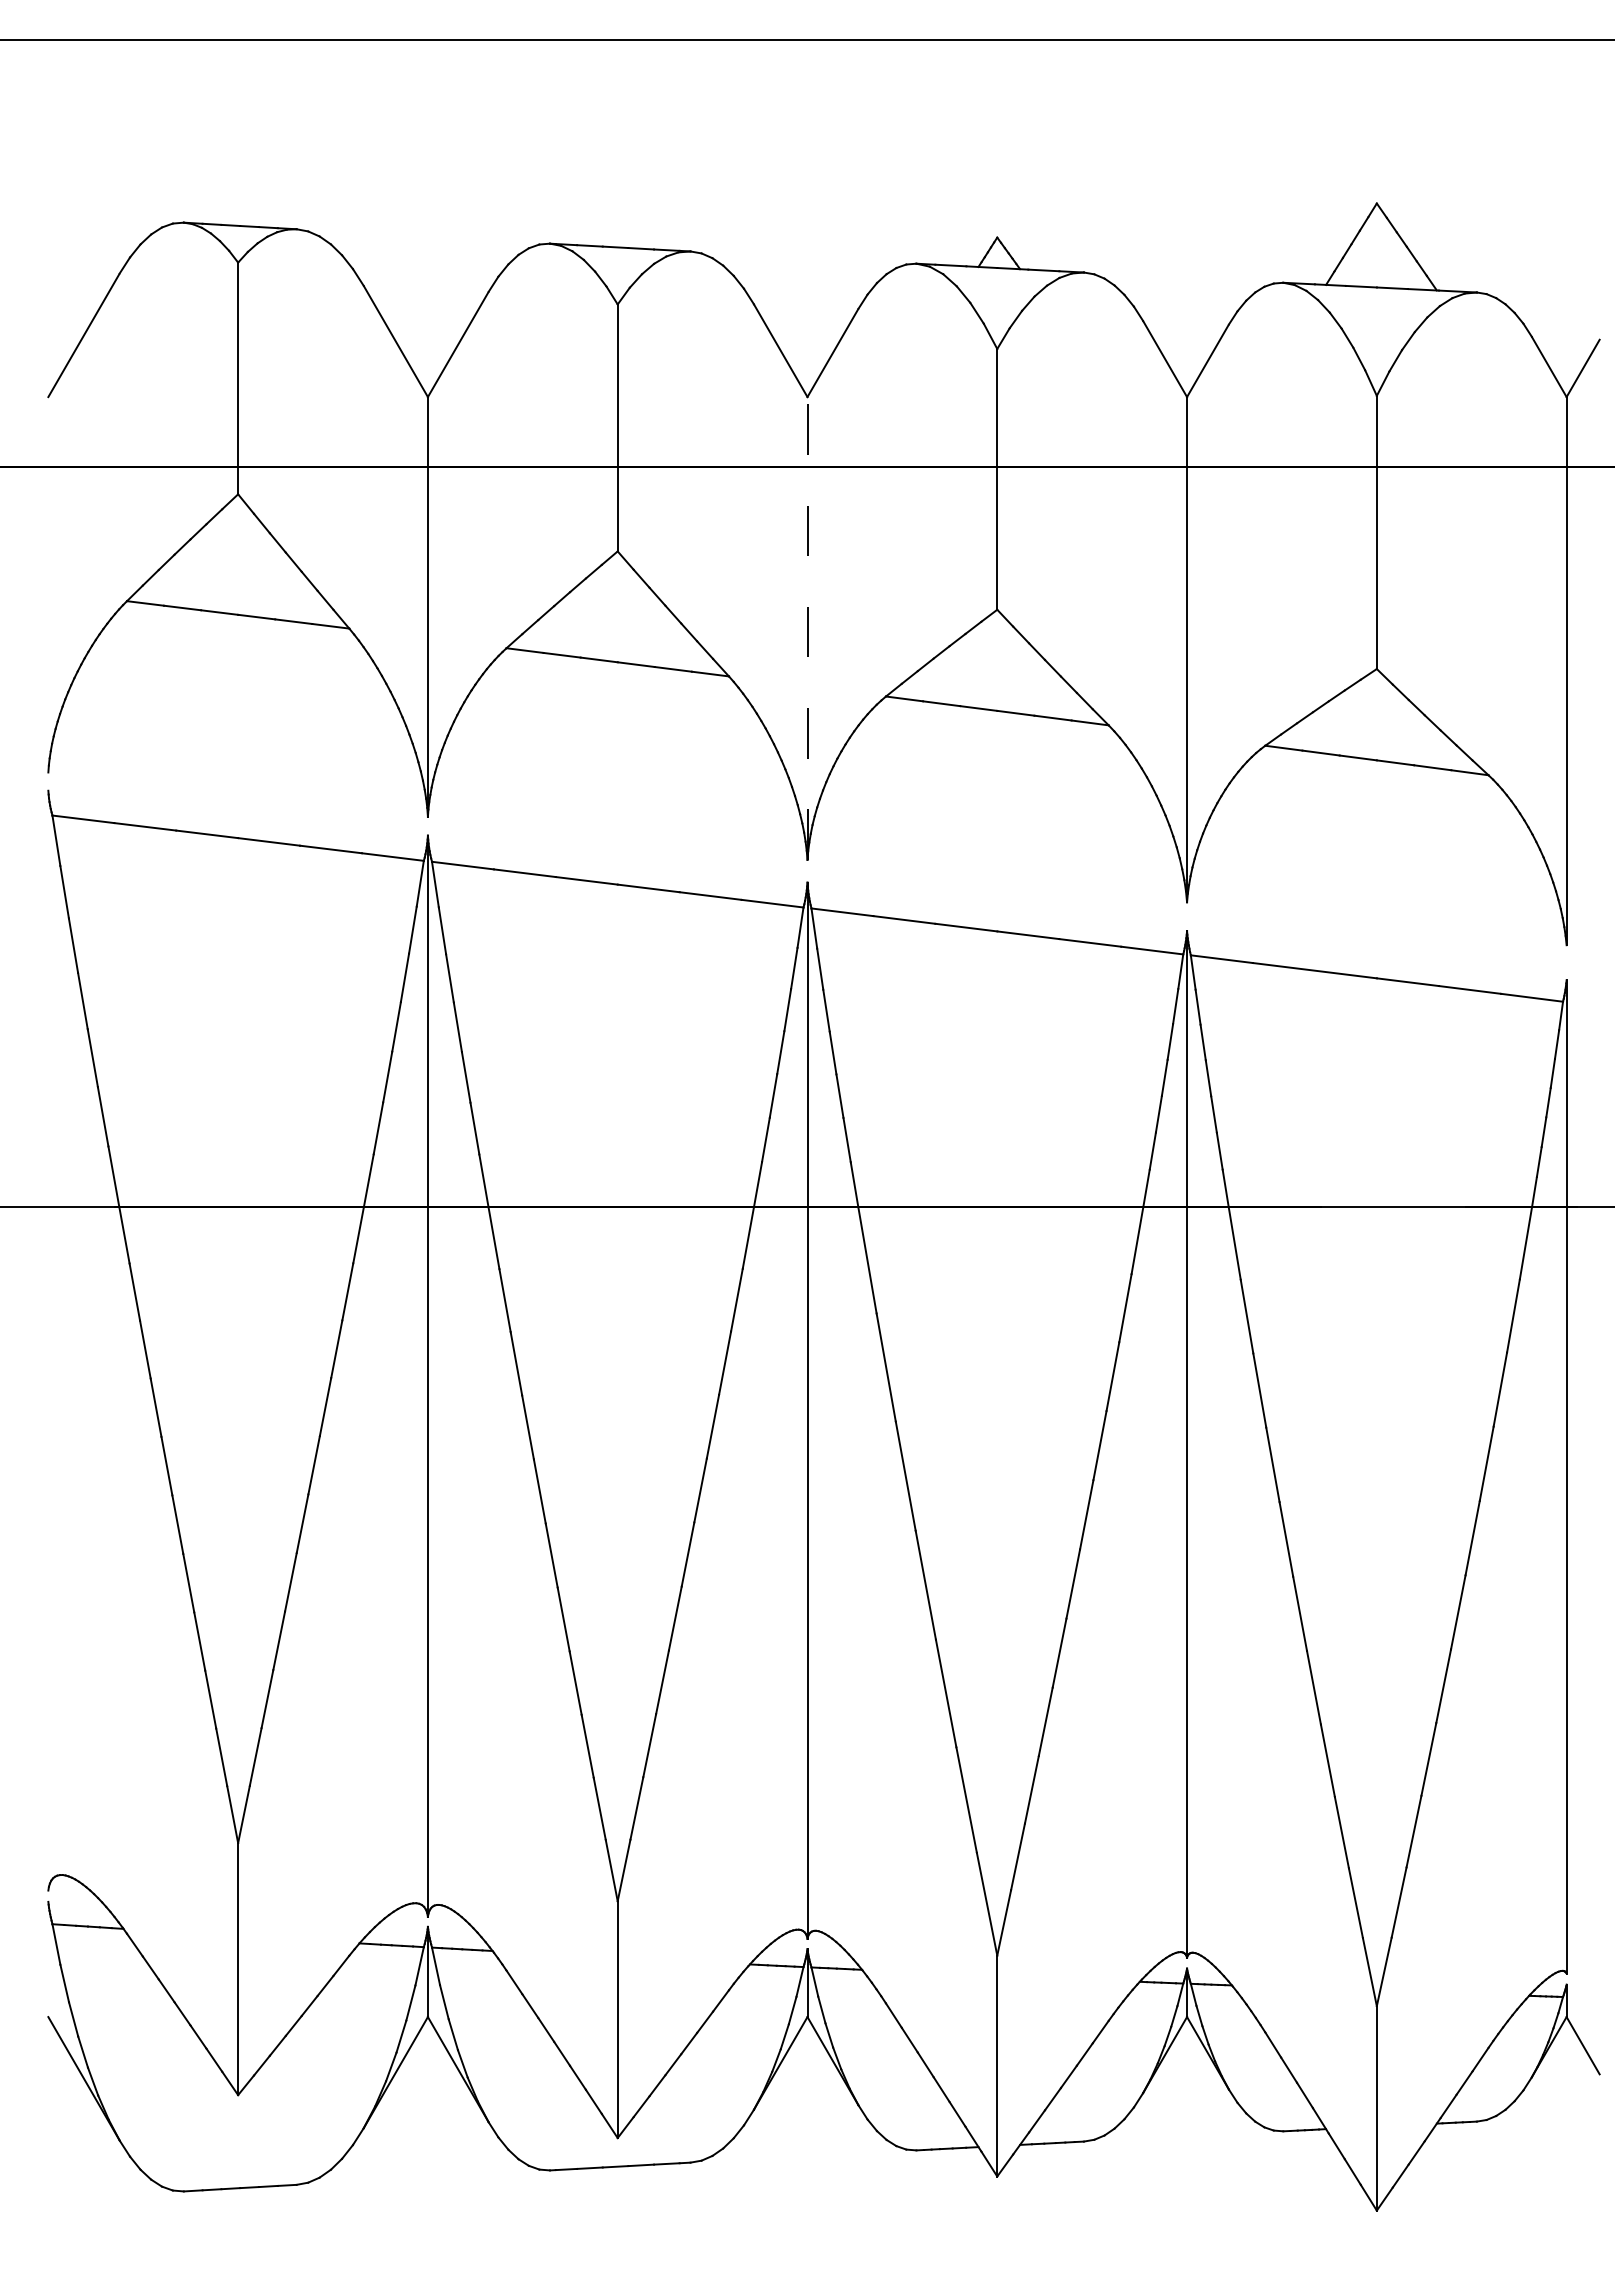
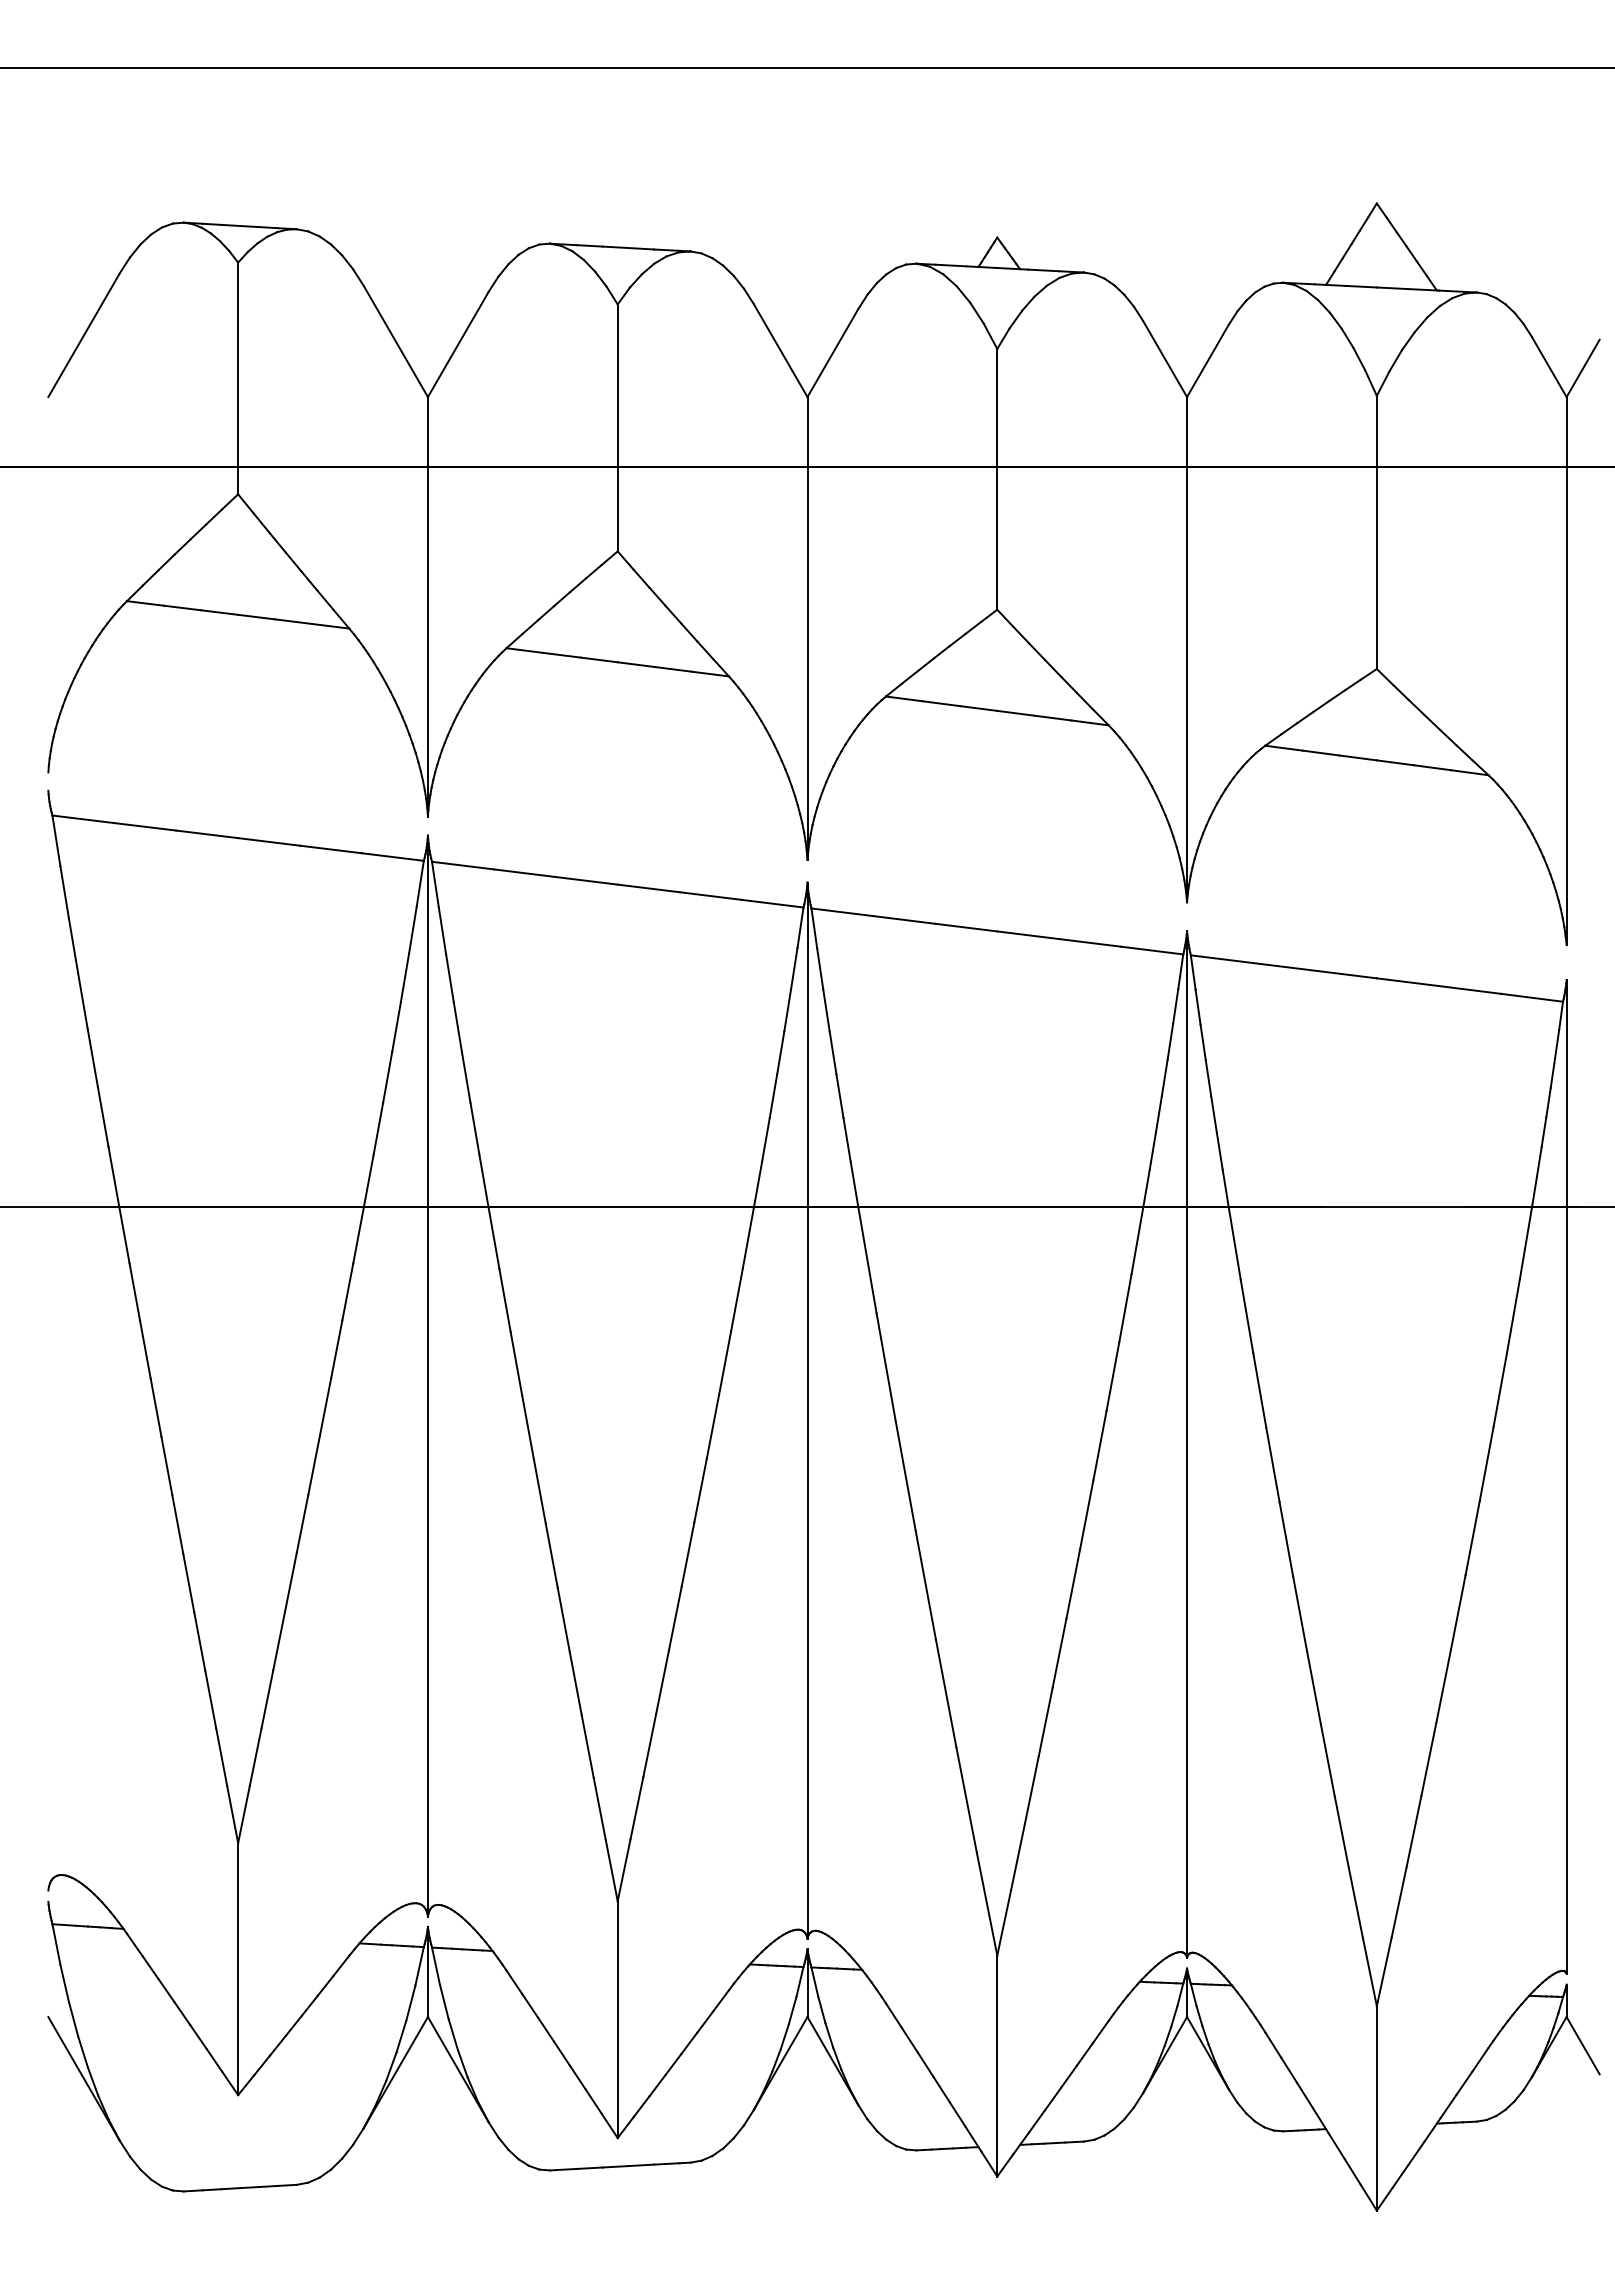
line position: (806, 40) -> (806, 68) (806, 68)
line: dashed -> solid (807, 627)
